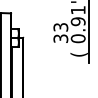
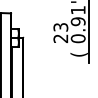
text: 33 -> 23 (61, 38)
